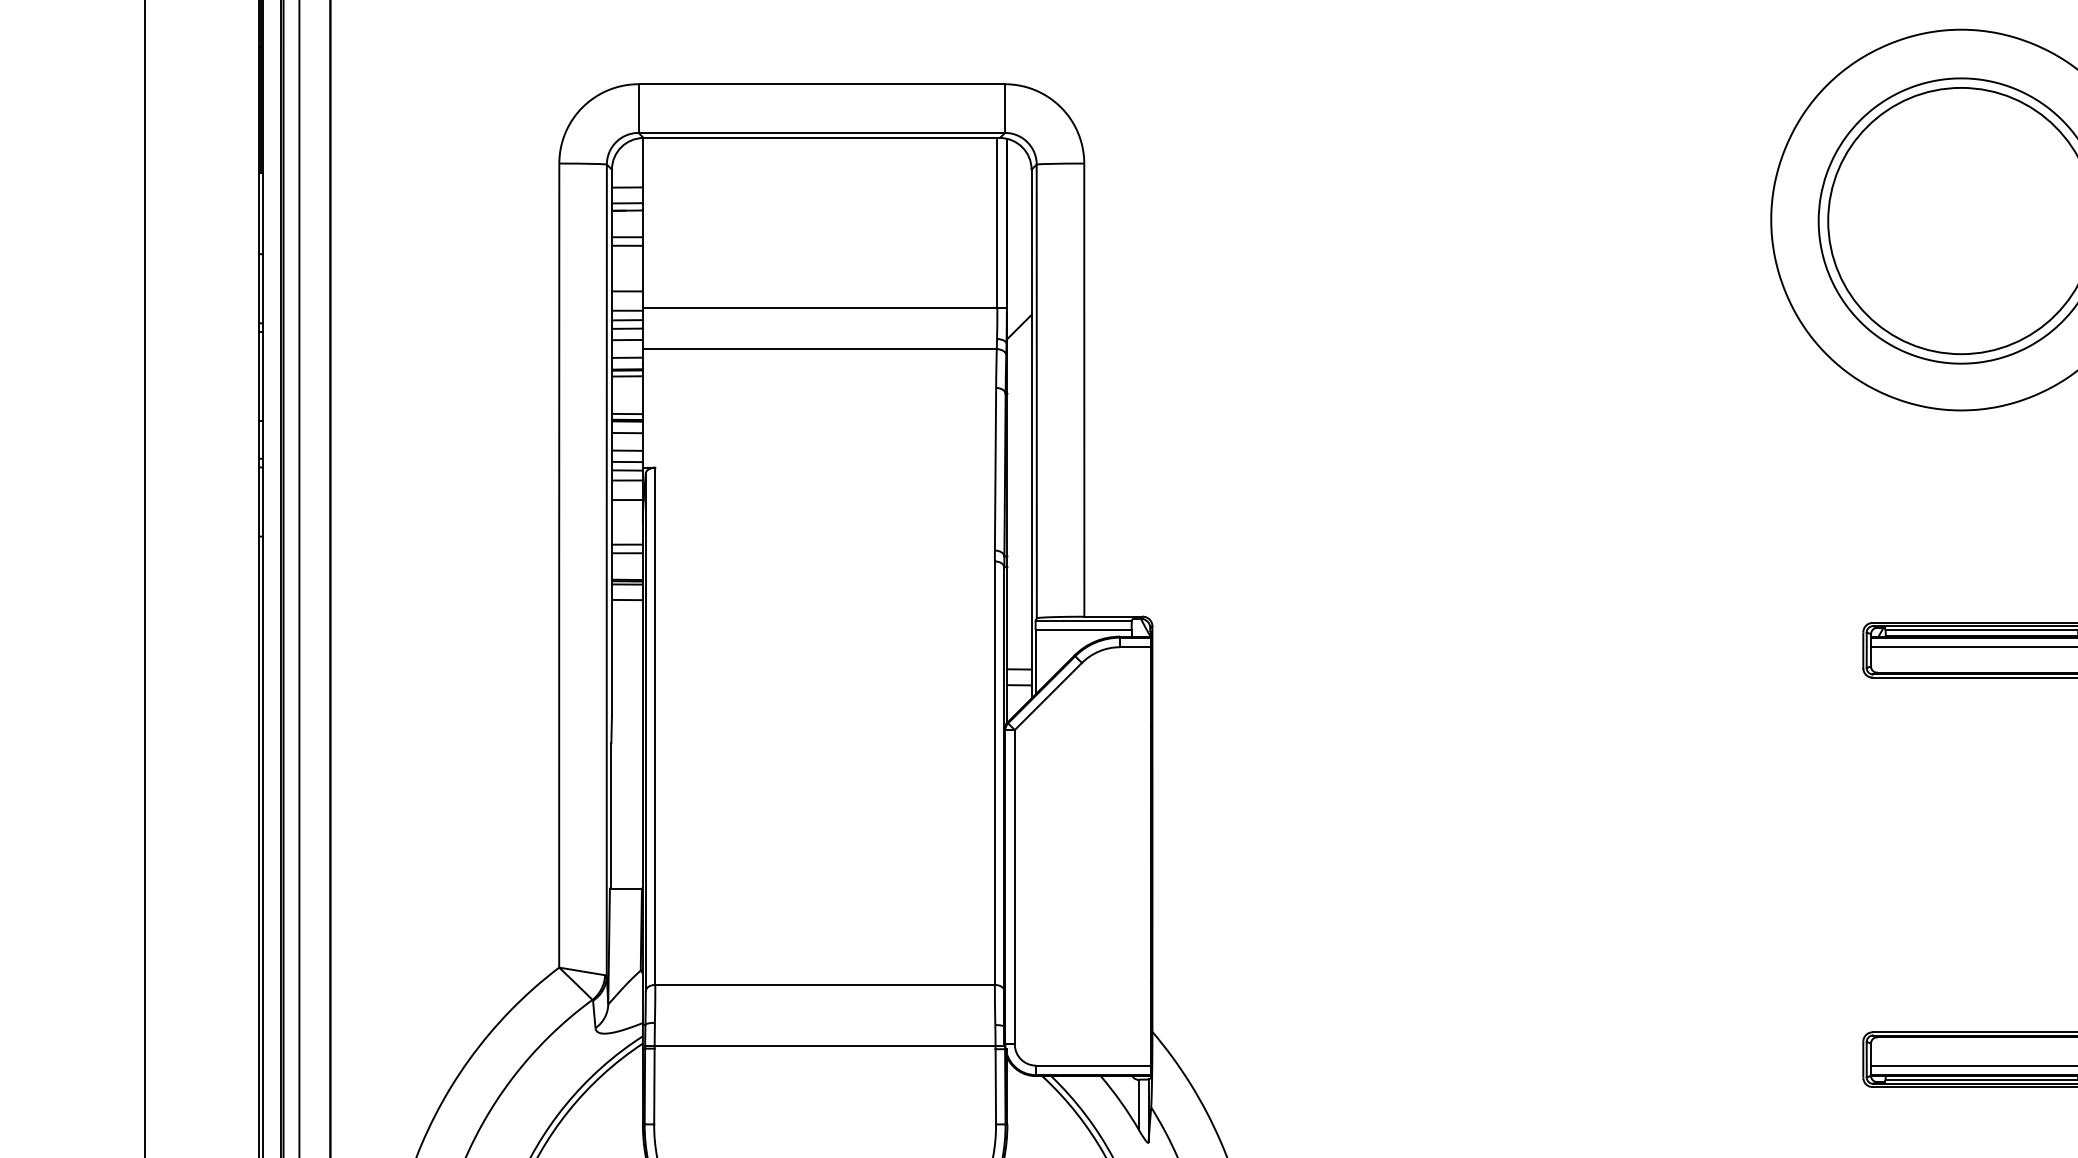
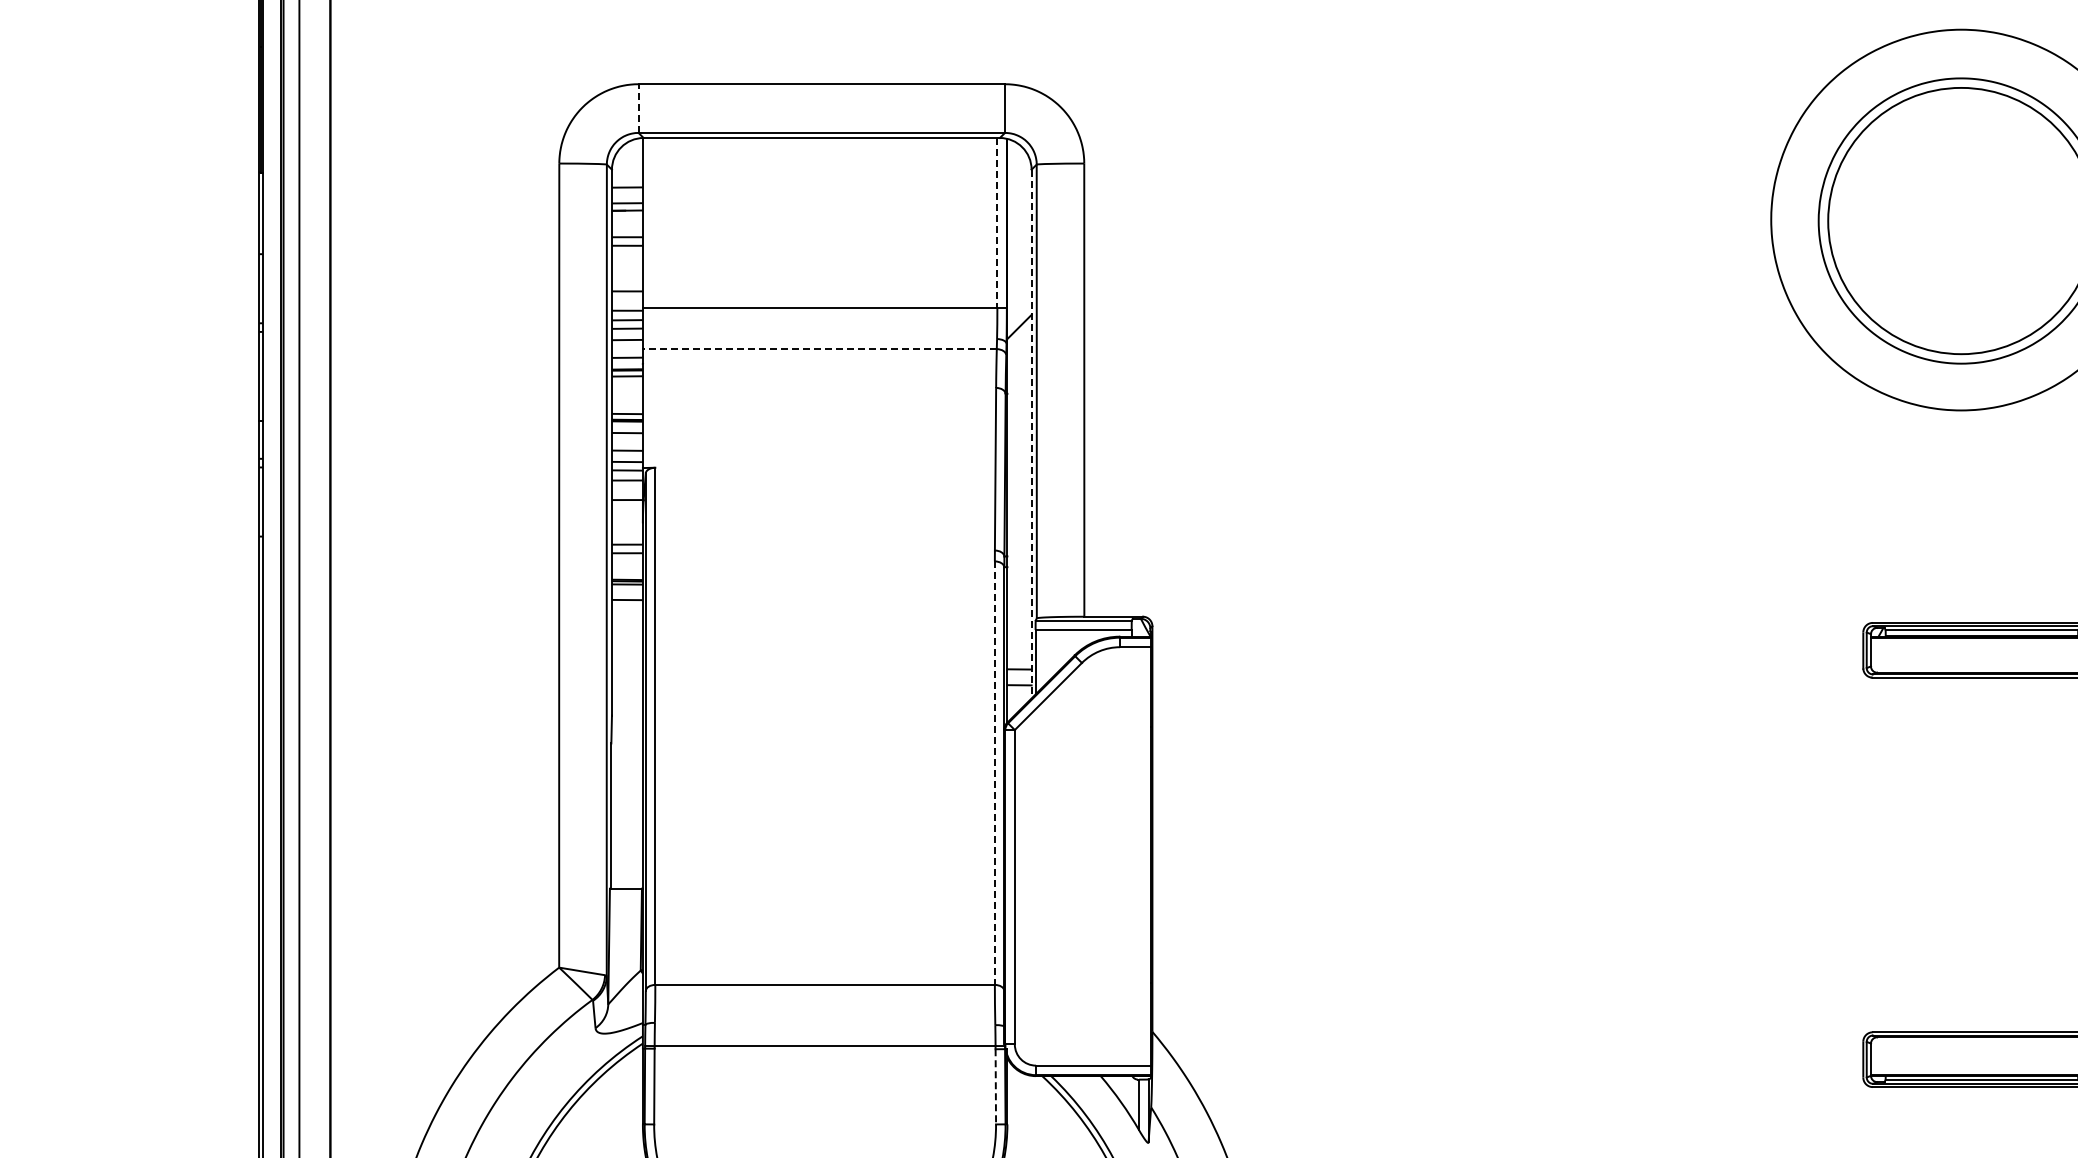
line: solid -> dashed (638, 108)
line: solid -> dashed (997, 223)
line: solid -> dashed (819, 349)
line: solid -> dashed (1031, 434)
line: present -> none (145, 578)
line: present -> none (1972, 647)
line: solid -> dashed (994, 773)
line: present -> none (1972, 1065)
line: solid -> dashed (995, 1086)
